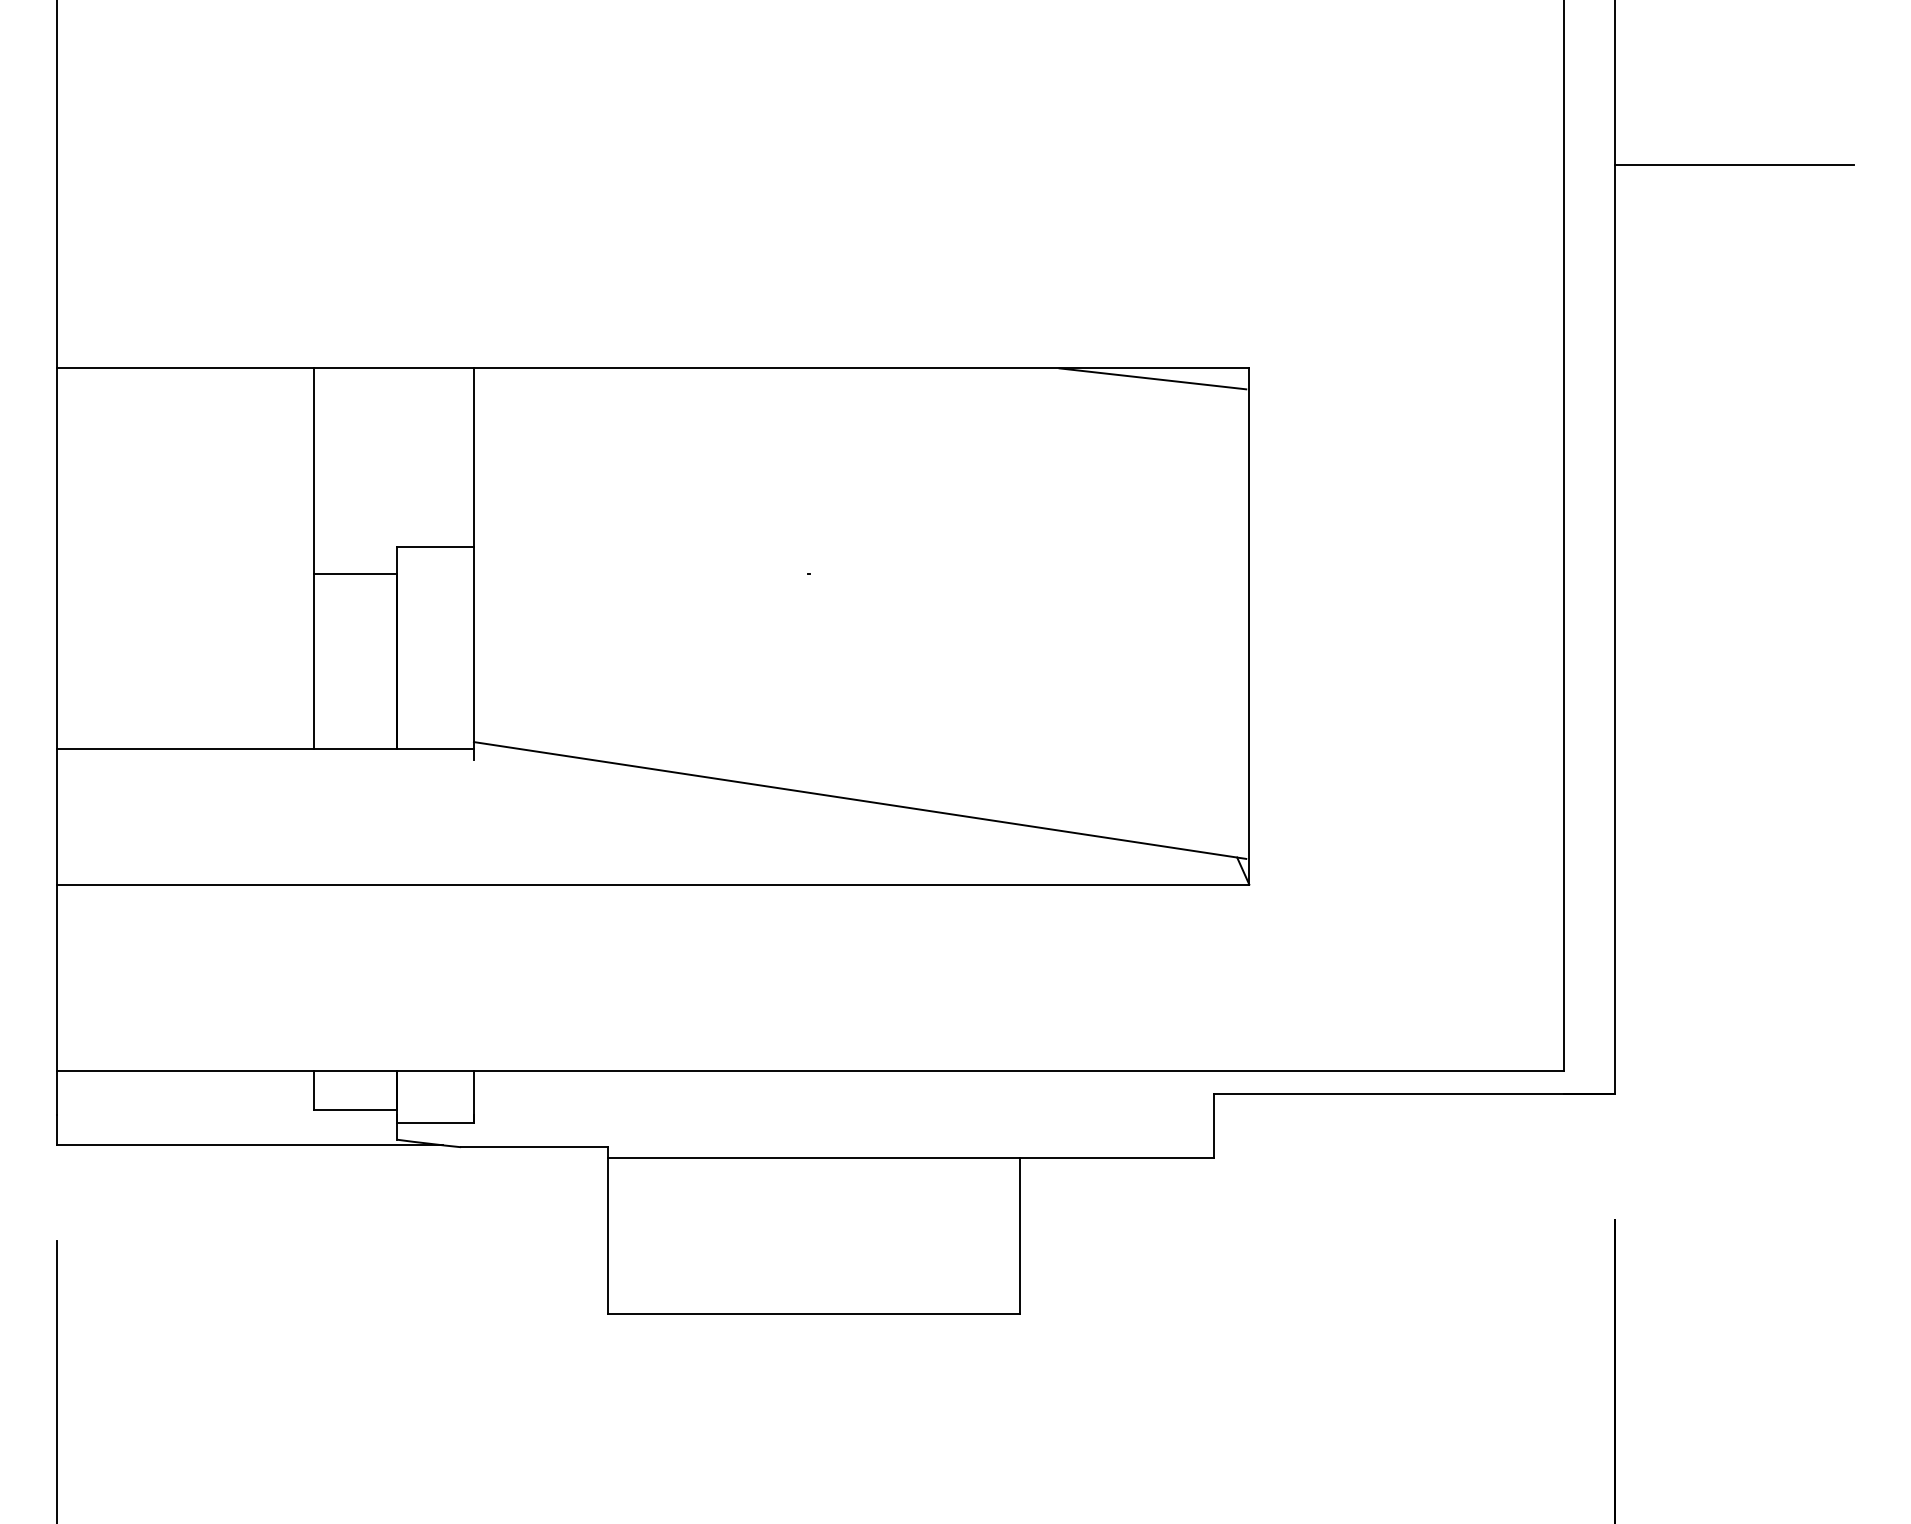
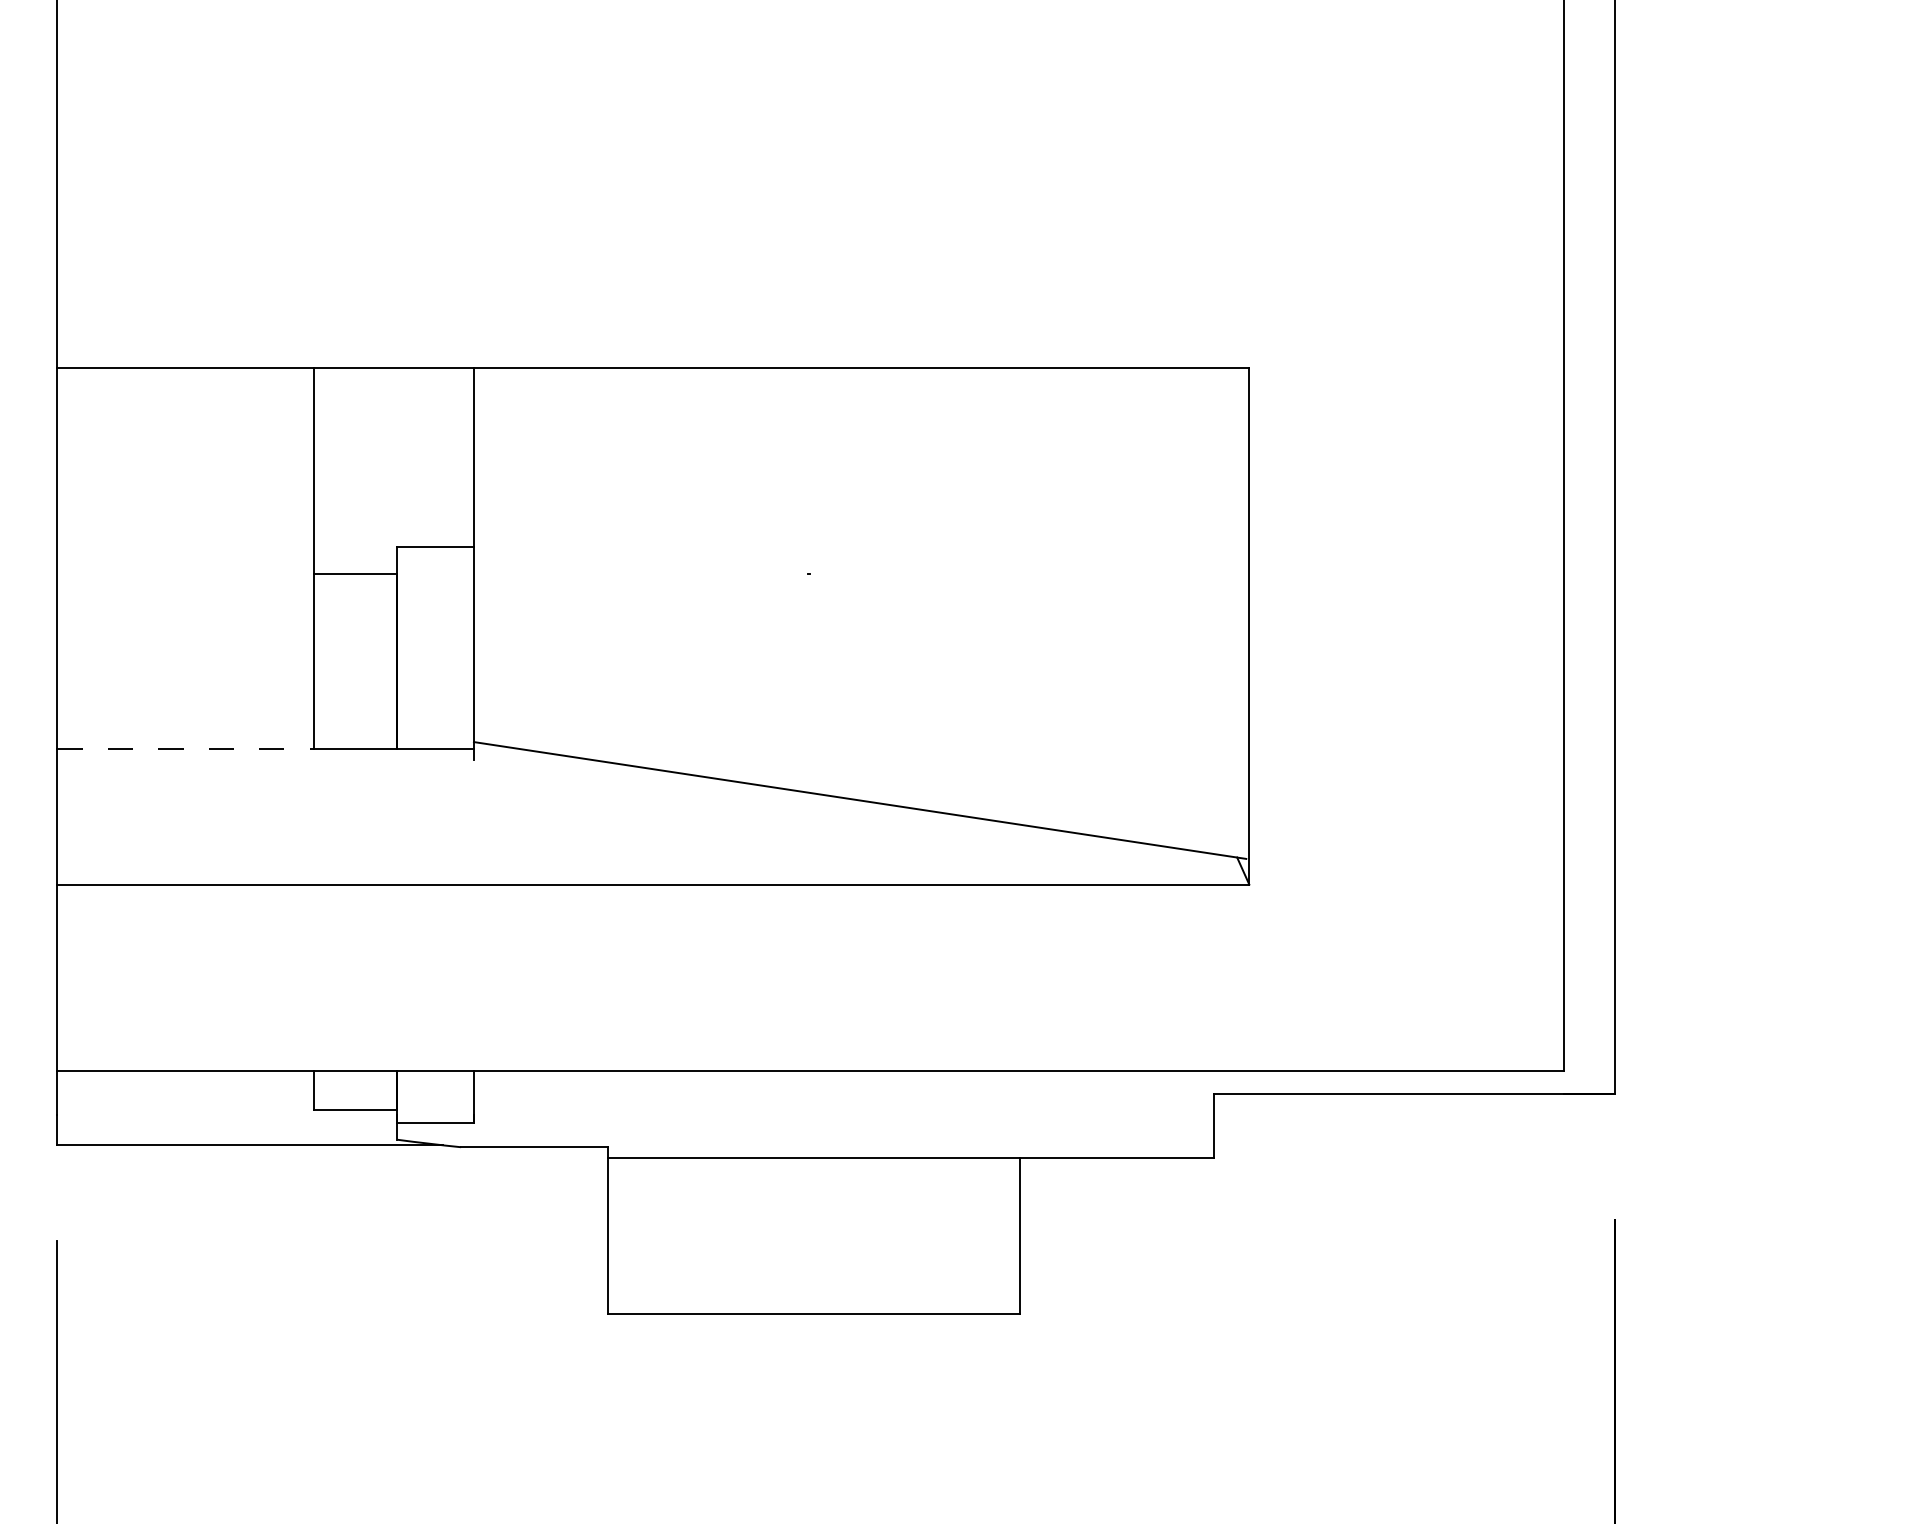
line: present -> none (1733, 164)
line: present -> none (1152, 378)
line: solid -> dashed (186, 749)
